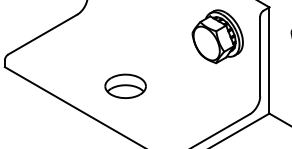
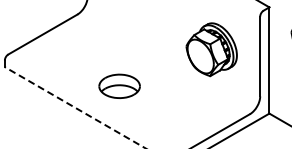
part position: (217, 36) -> (211, 49) (211, 49)
part position: (125, 85) -> (119, 85) (119, 85)
line: solid -> dashed (75, 107)
